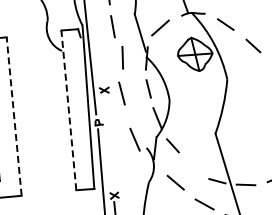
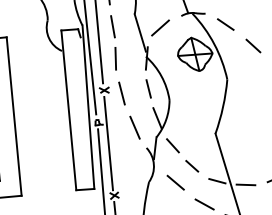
line: none -> present (99, 42)
line position: (122, 57) -> (115, 58) (115, 58)
line: dashed -> solid (68, 109)
line: dashed -> solid (14, 116)
line position: (134, 139) -> (134, 127) (134, 127)
line: none -> present (108, 143)
line: none -> present (192, 165)
